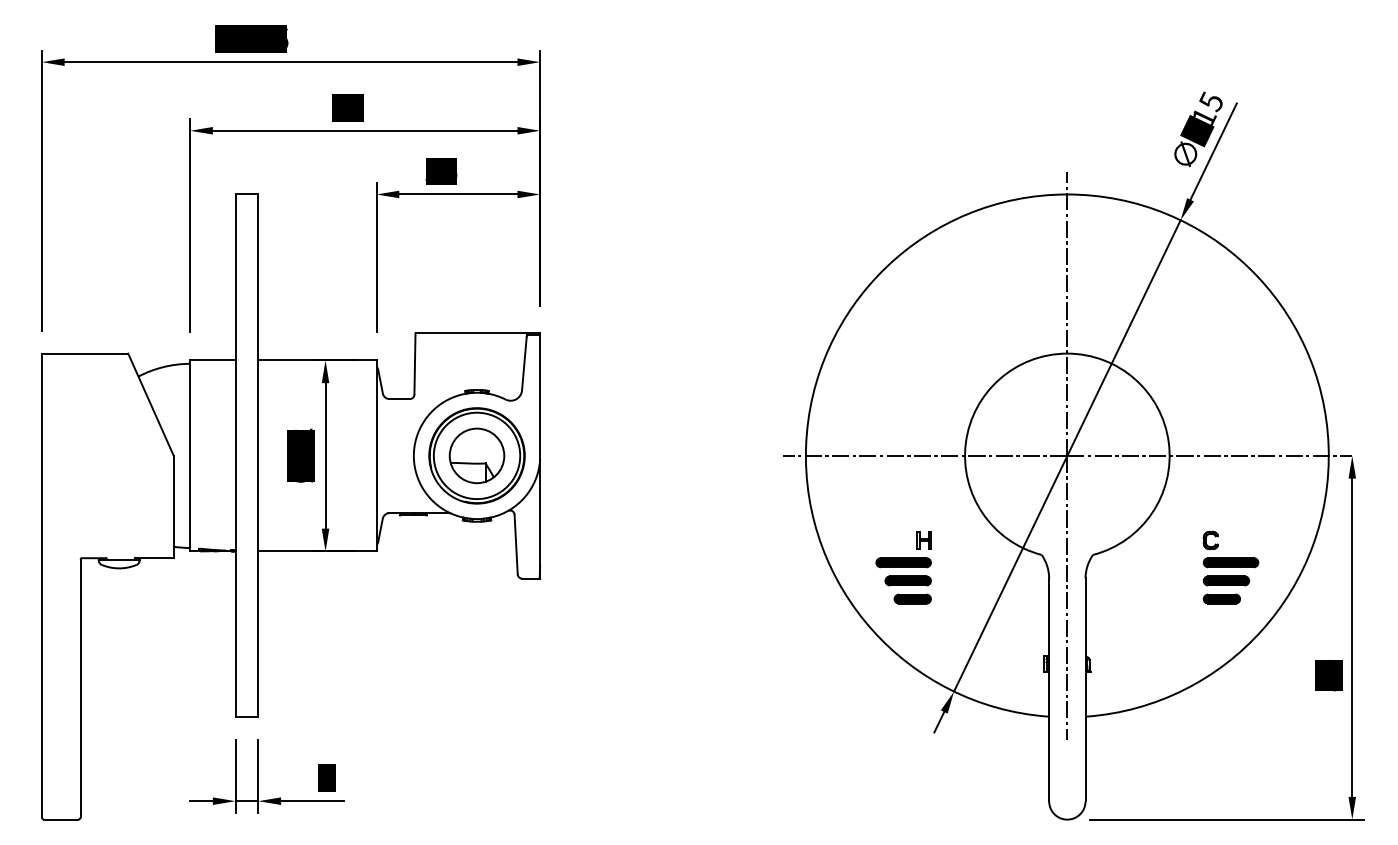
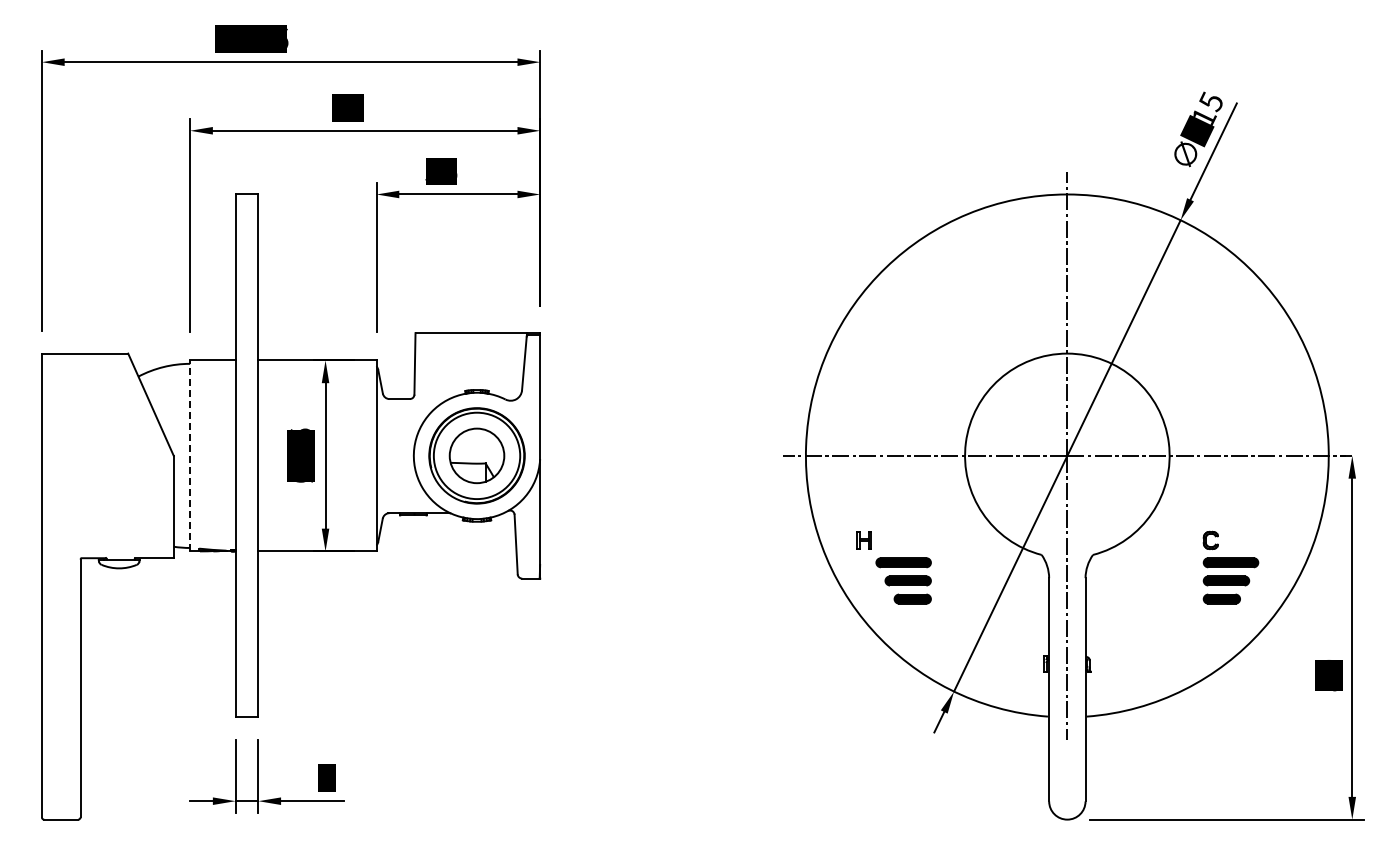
text: Ø42 -> Ø56 (301, 428)
line: solid -> dashed (190, 455)
part position: (923, 540) -> (863, 540) (863, 540)
